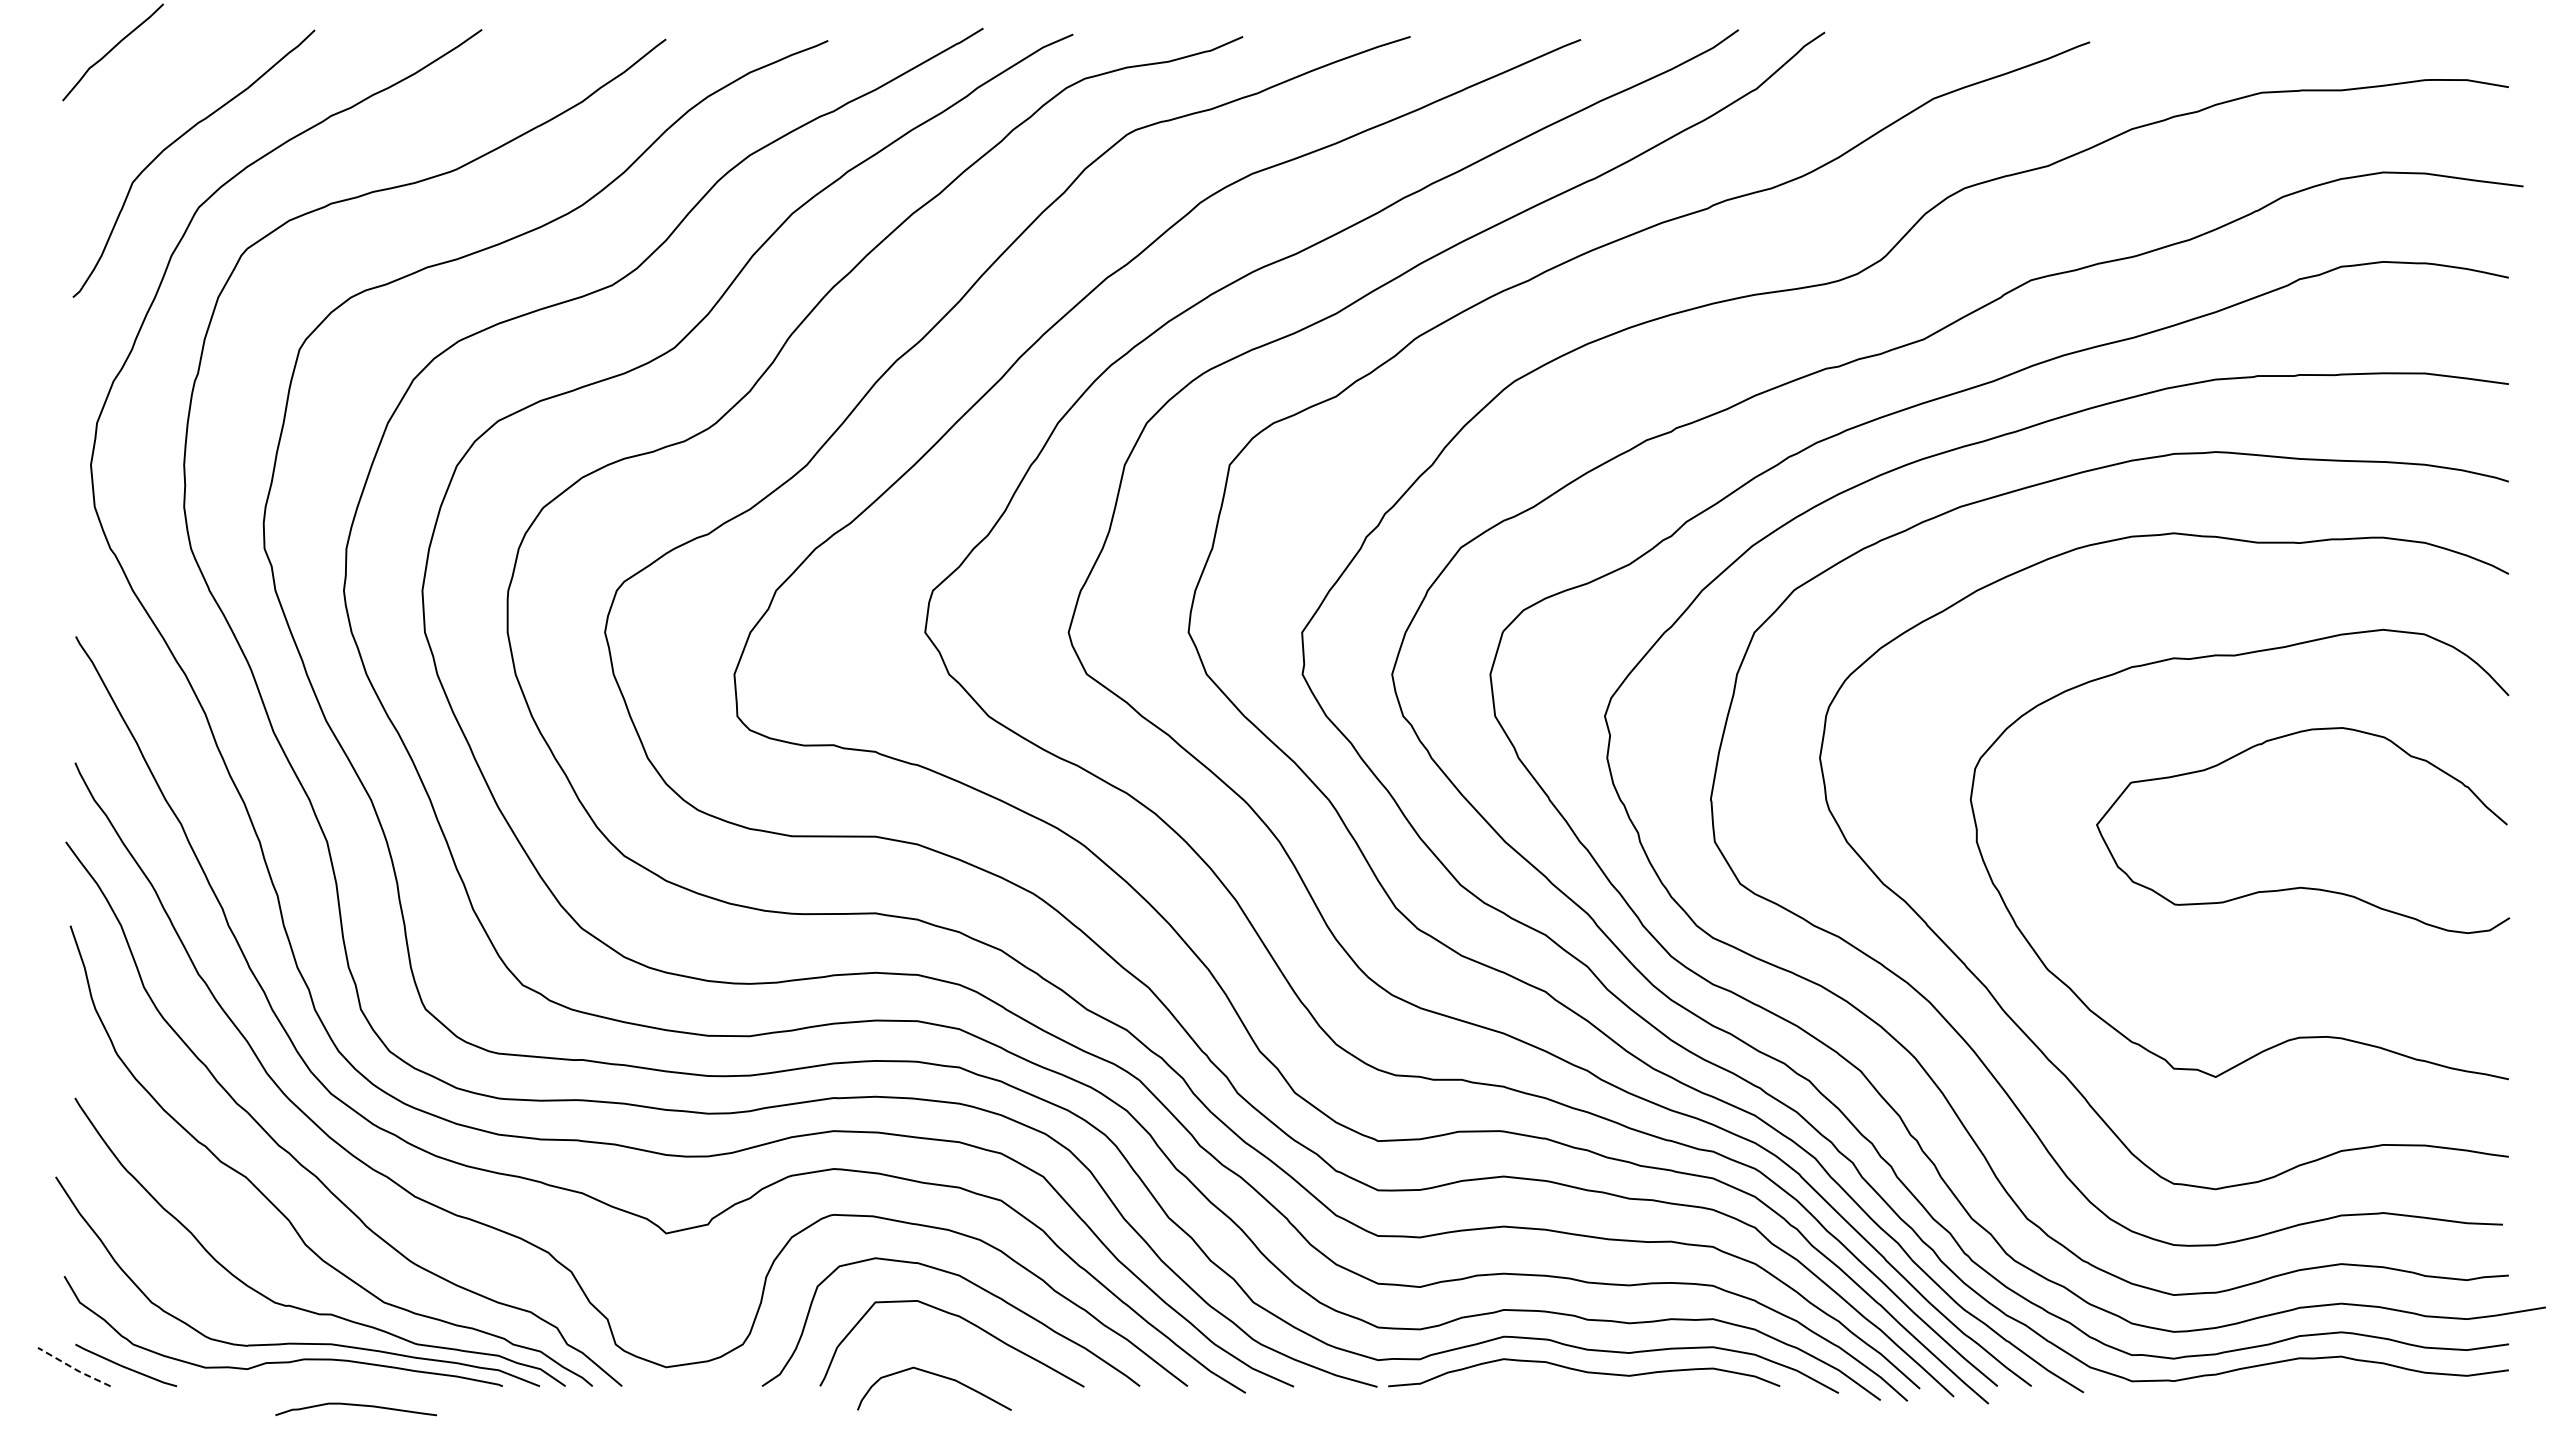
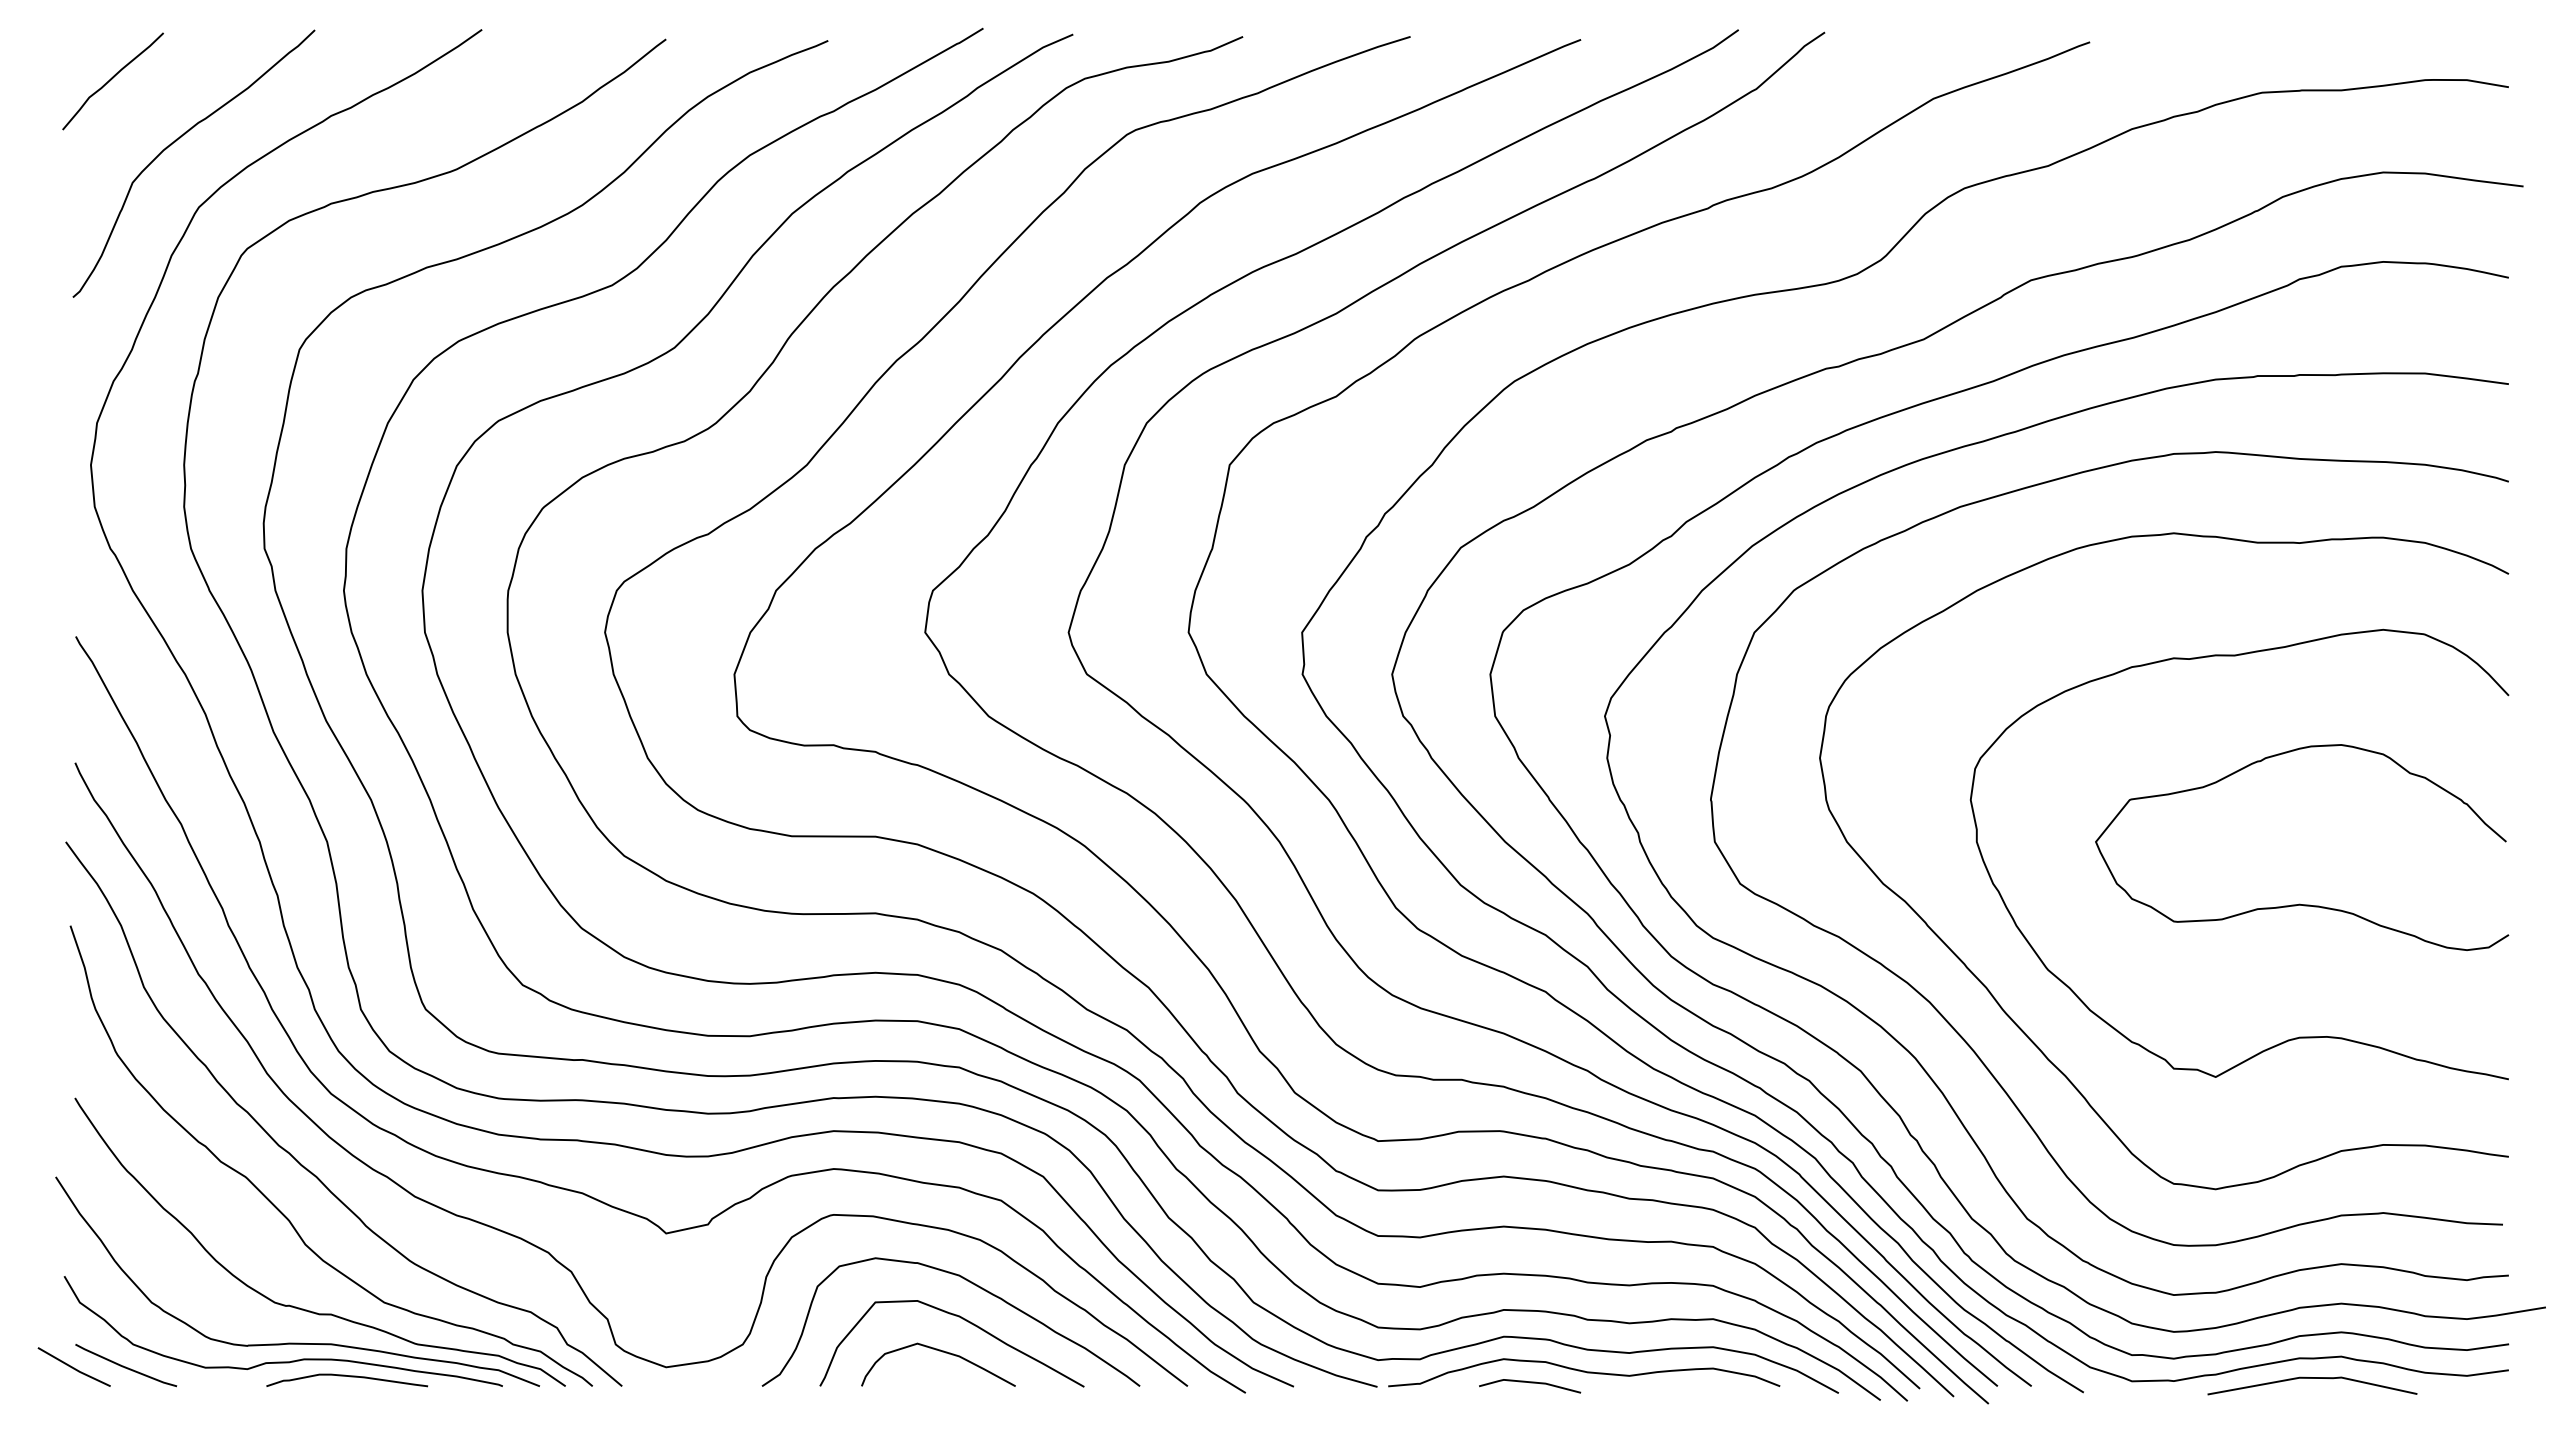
curve position: (111, 51) -> (111, 80) (111, 80)
curve position: (2301, 886) -> (2300, 903) (2300, 903)
line: dashed -> solid (73, 1368)
curve position: (938, 1376) -> (942, 1352) (942, 1352)
line: none -> present (2312, 1378)
line: none -> present (1530, 1383)
curve position: (356, 1405) -> (347, 1376) (347, 1376)
